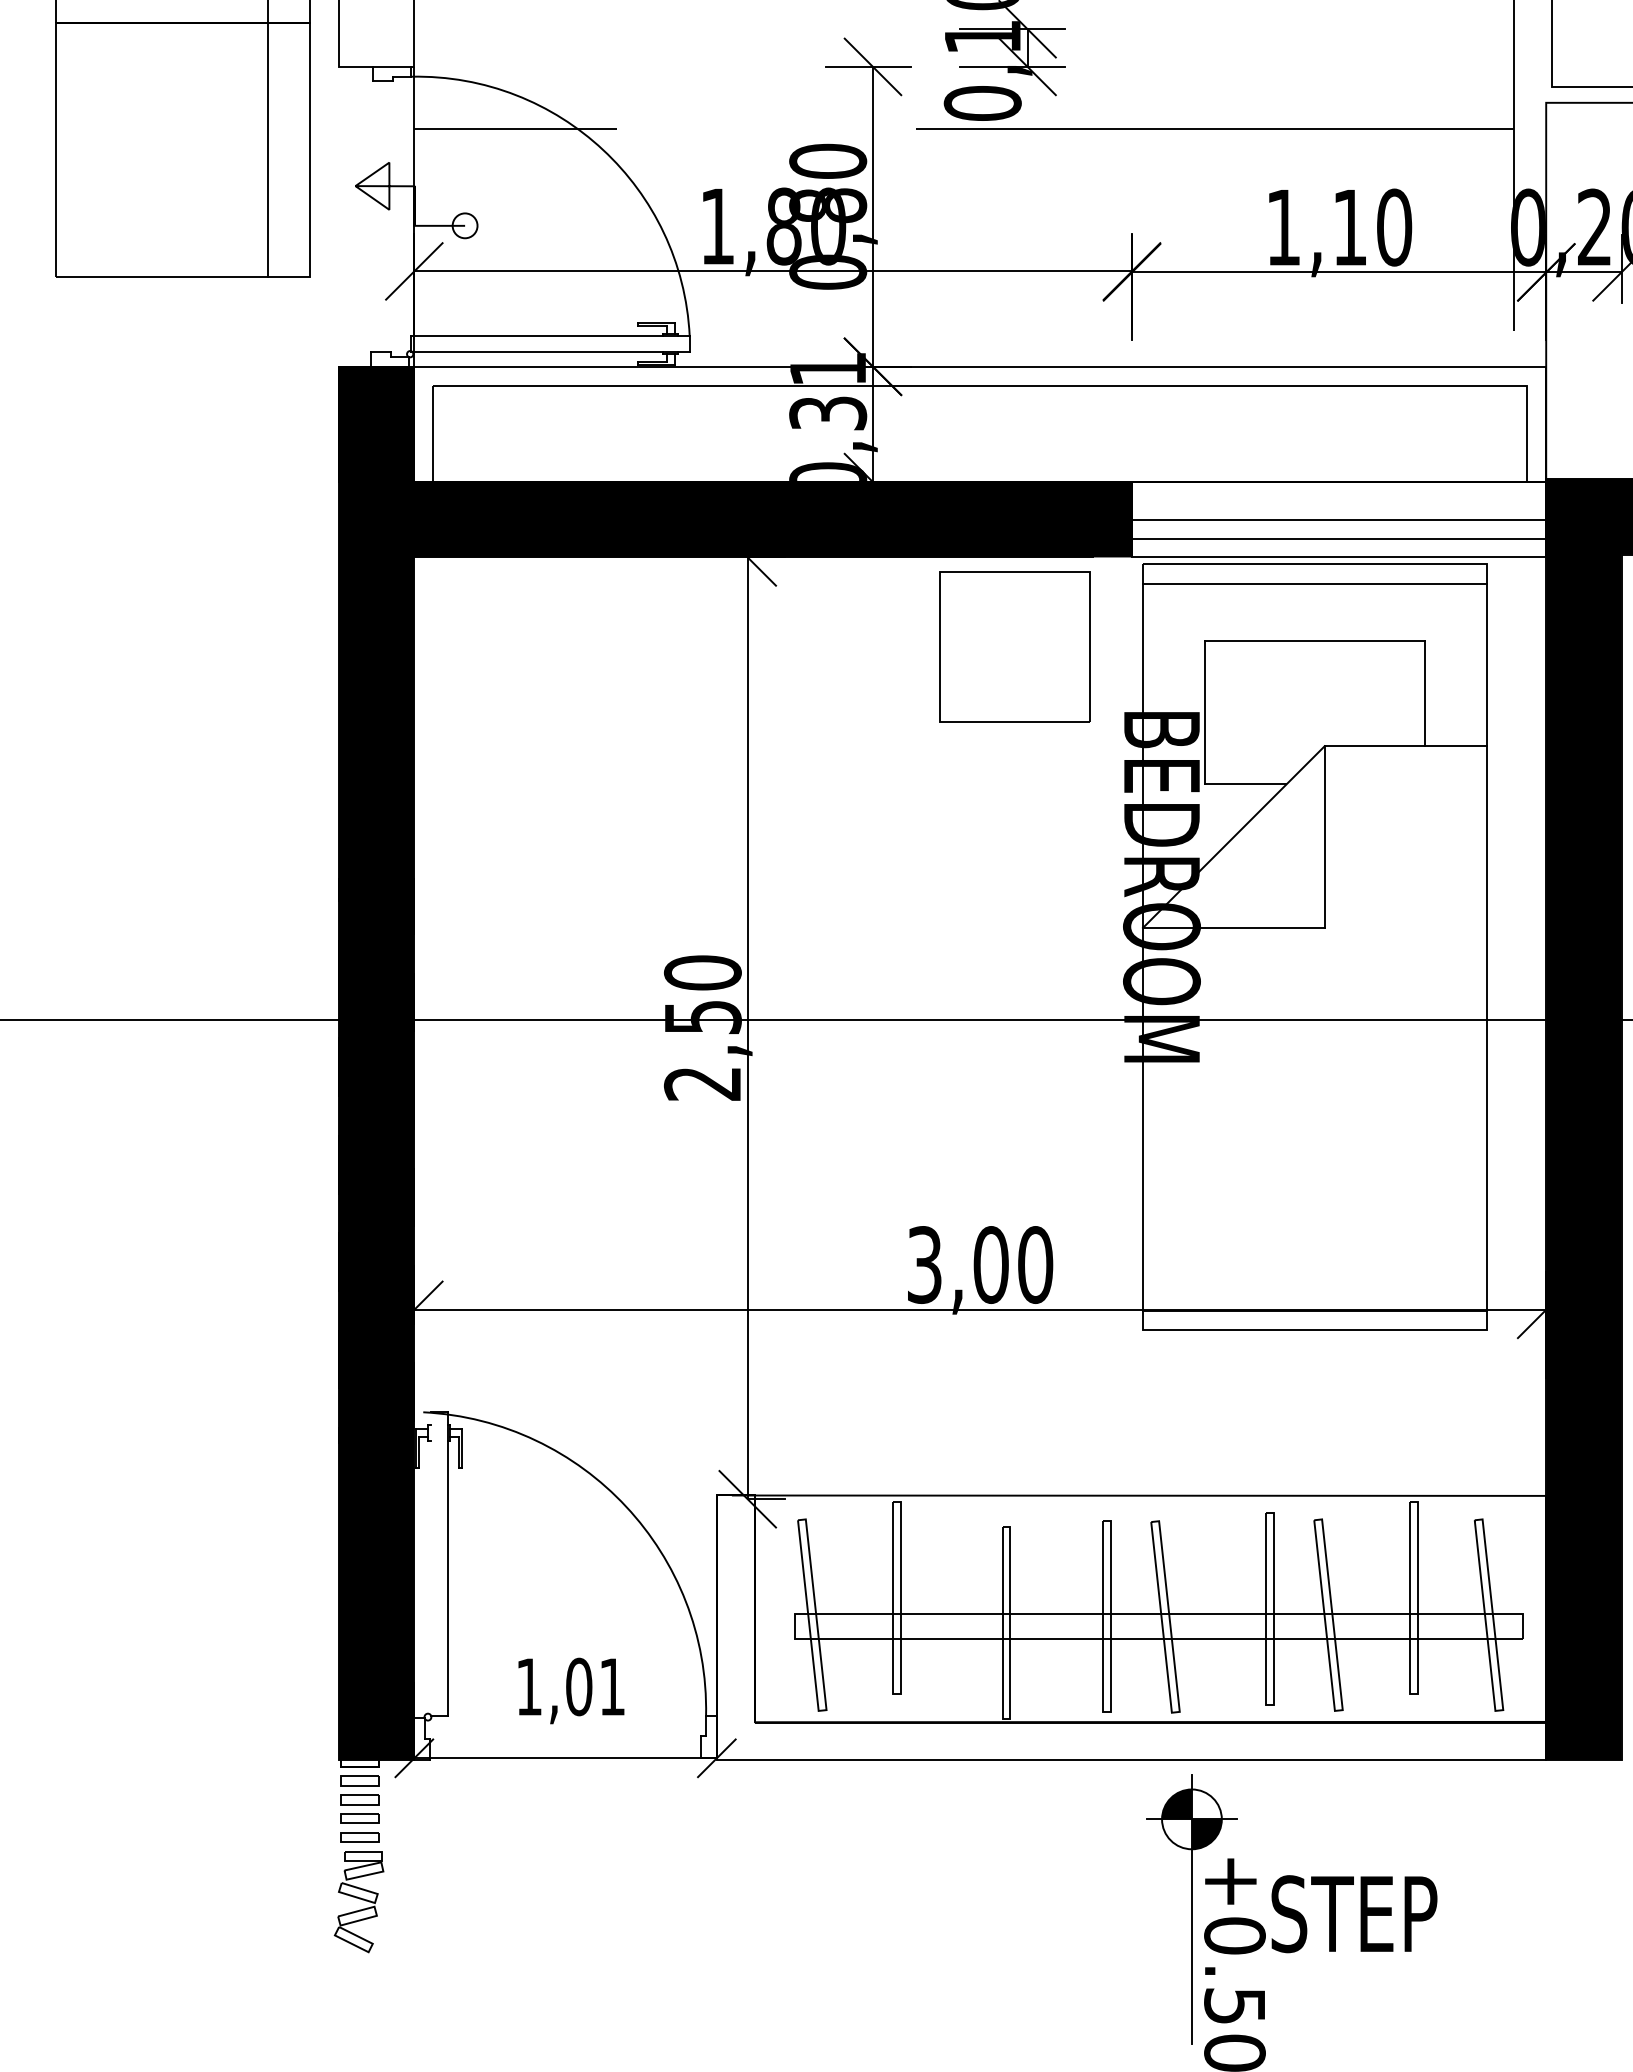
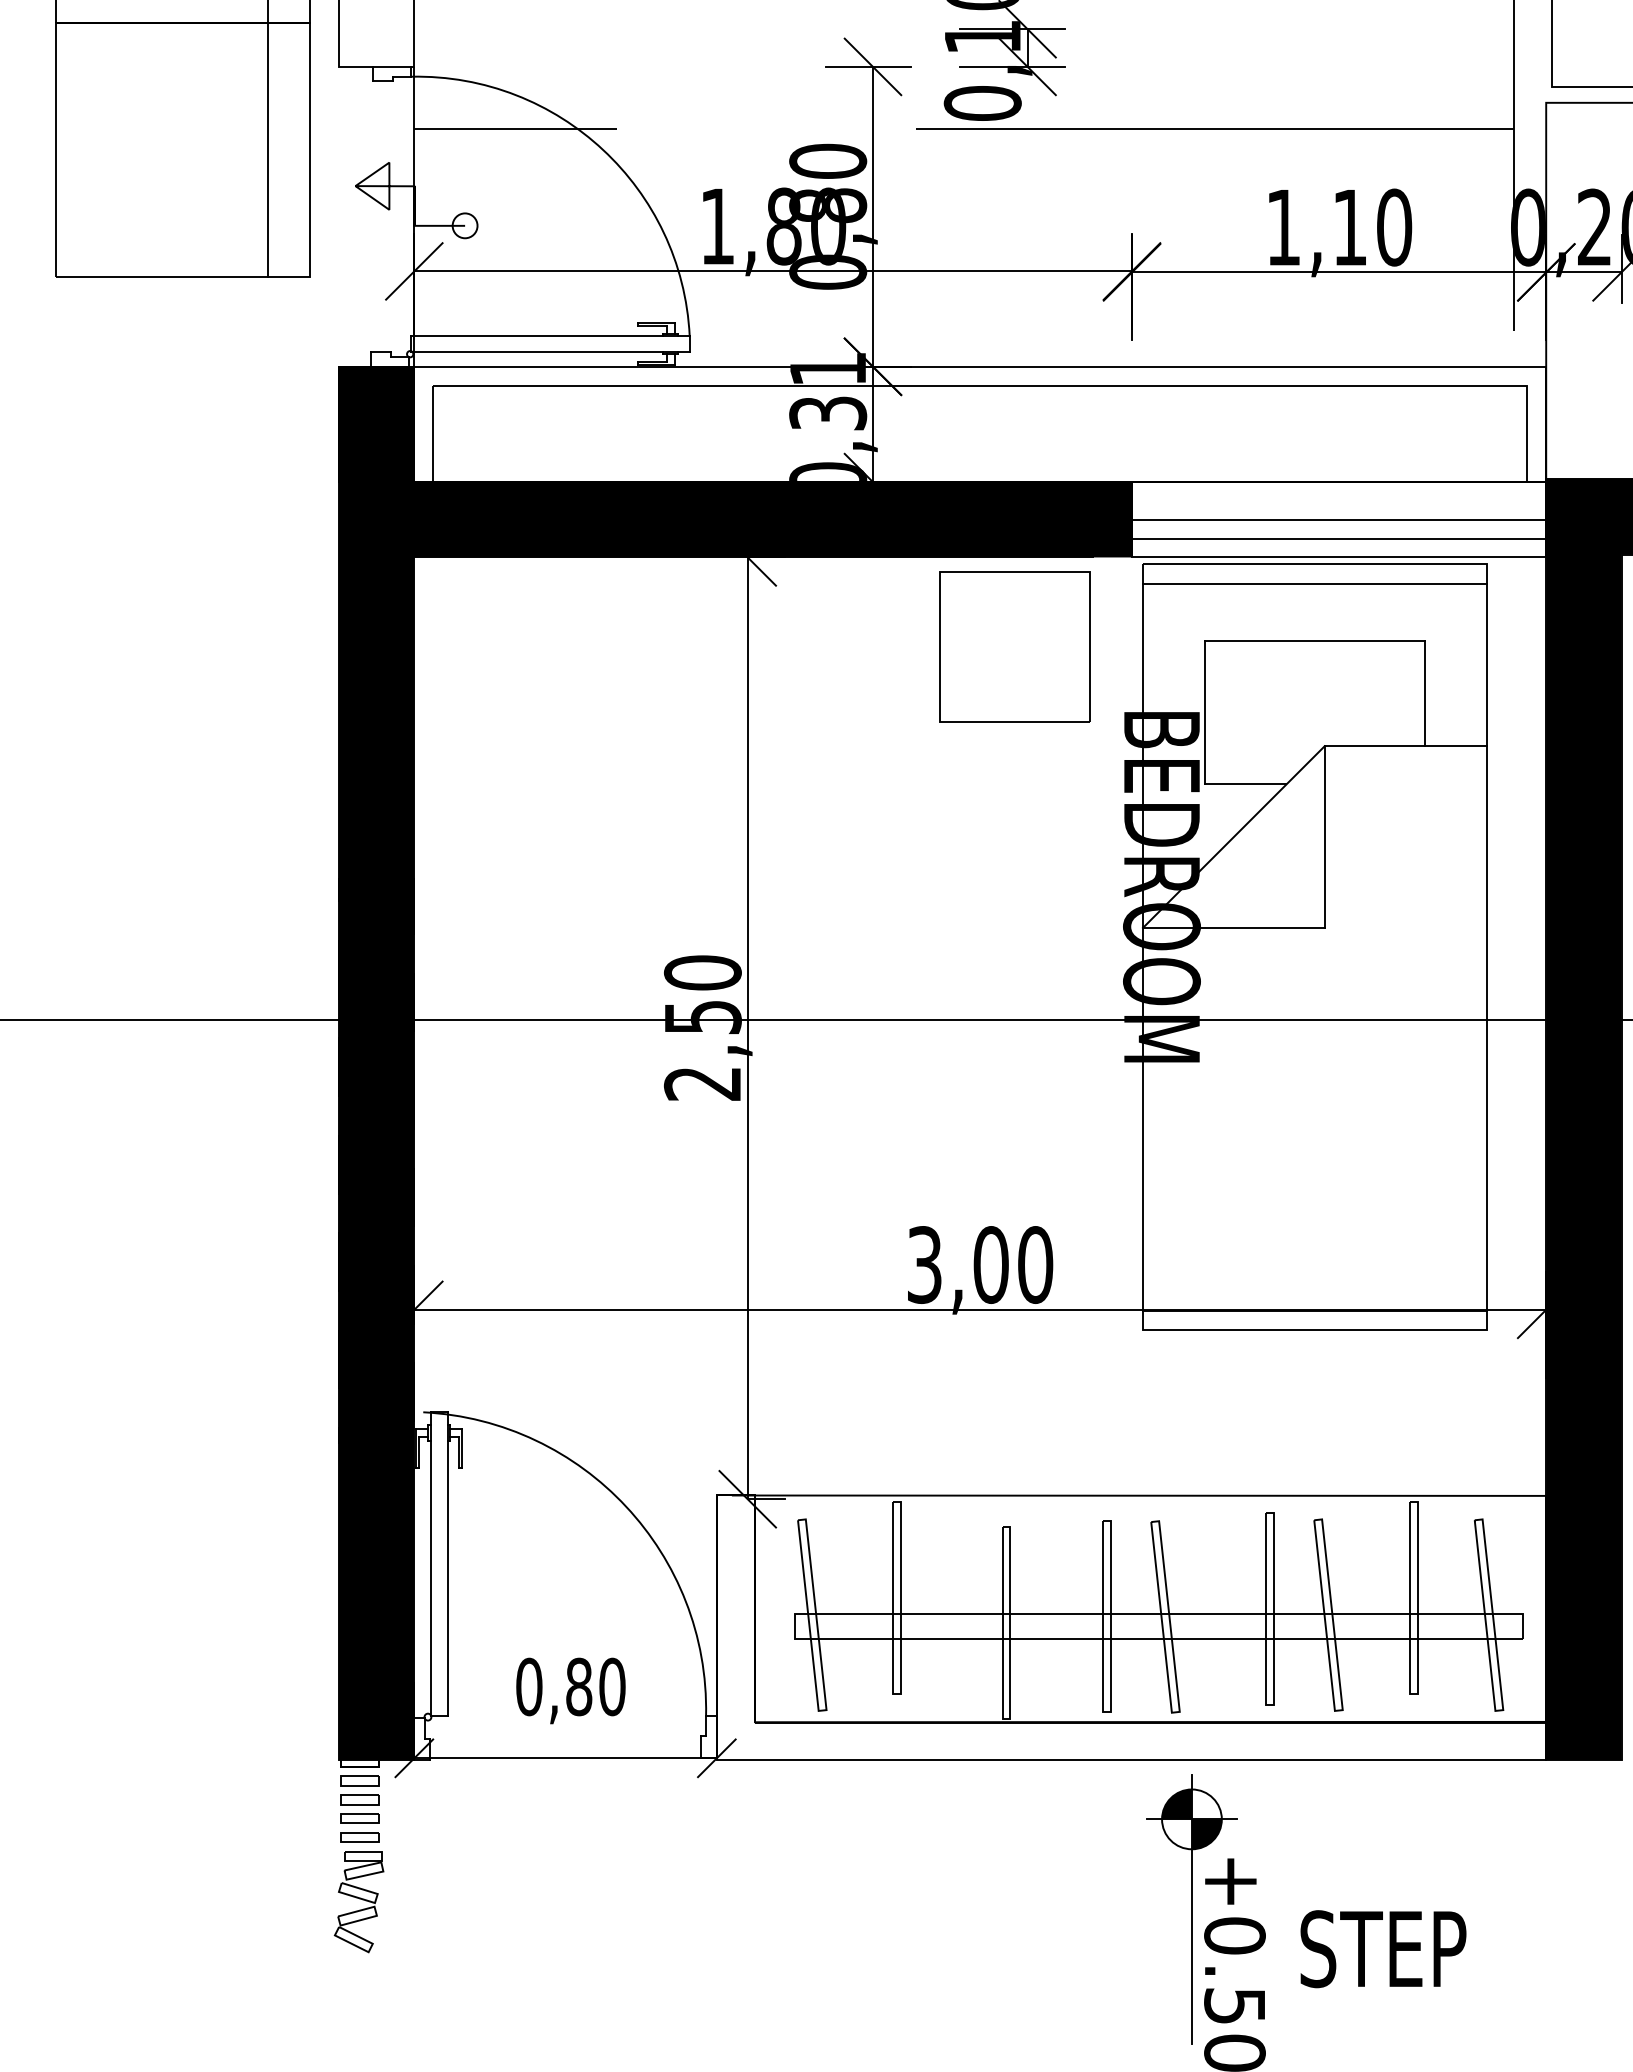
line: none -> present (430, 1563)
text: 1,01 -> 0,80 (570, 1686)
text position: (1354, 1914) -> (1383, 1949) (1383, 1949)
